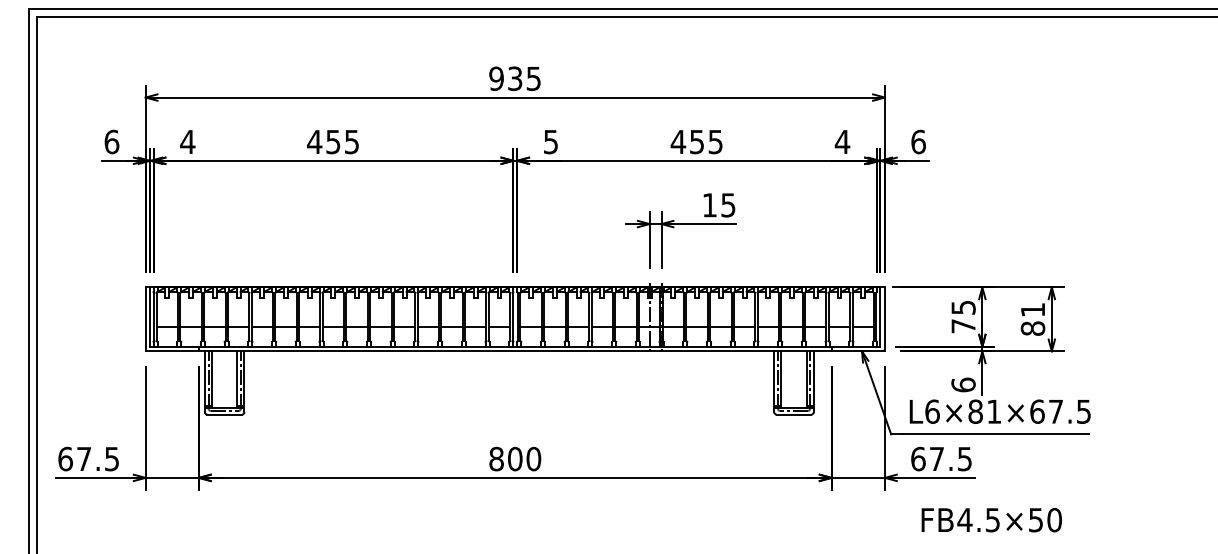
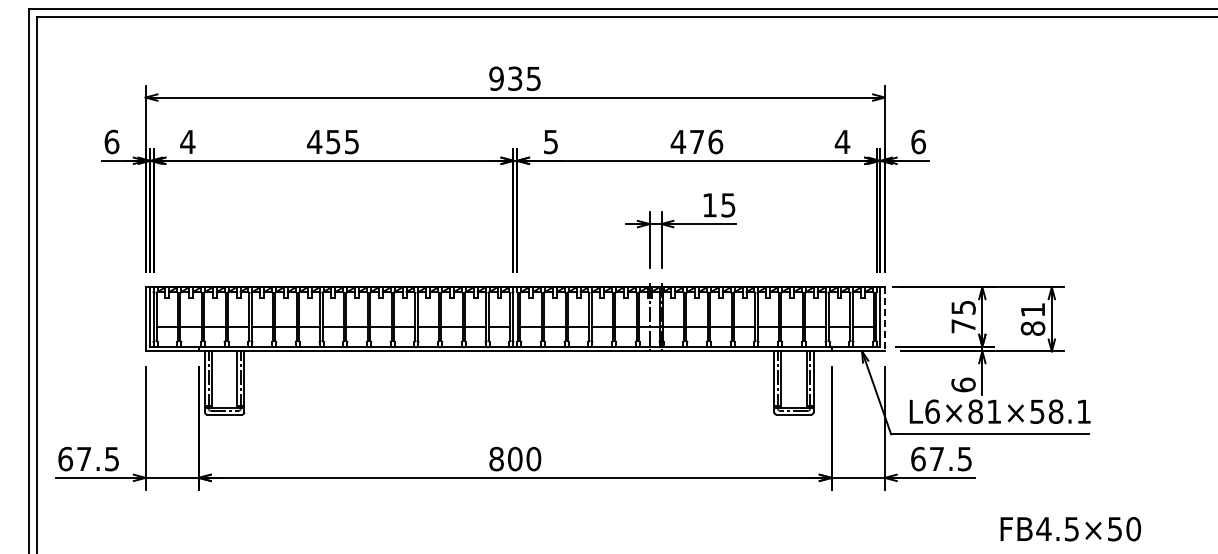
text: 455 -> 476 (706, 141)
line: solid -> dashed (884, 319)
text: L6×81×67.5 -> L6×81×58.1 (1060, 411)
text position: (991, 520) -> (1070, 529) (1070, 529)
